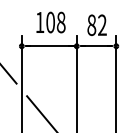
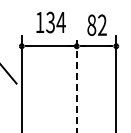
text: 108 -> 134 (55, 22)
line: solid -> dashed (76, 83)
line: present -> none (41, 112)
